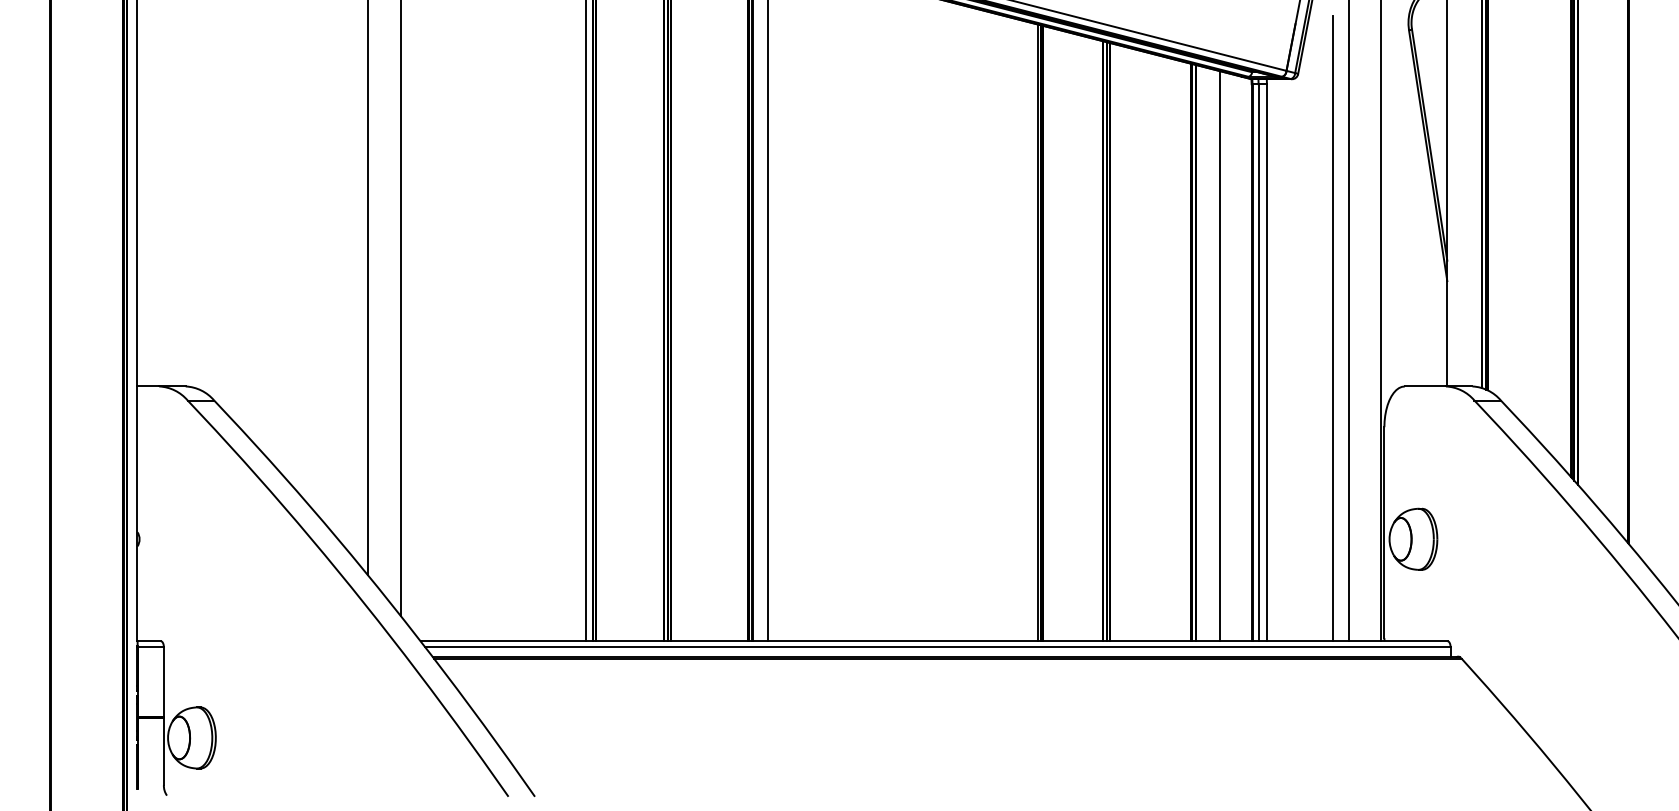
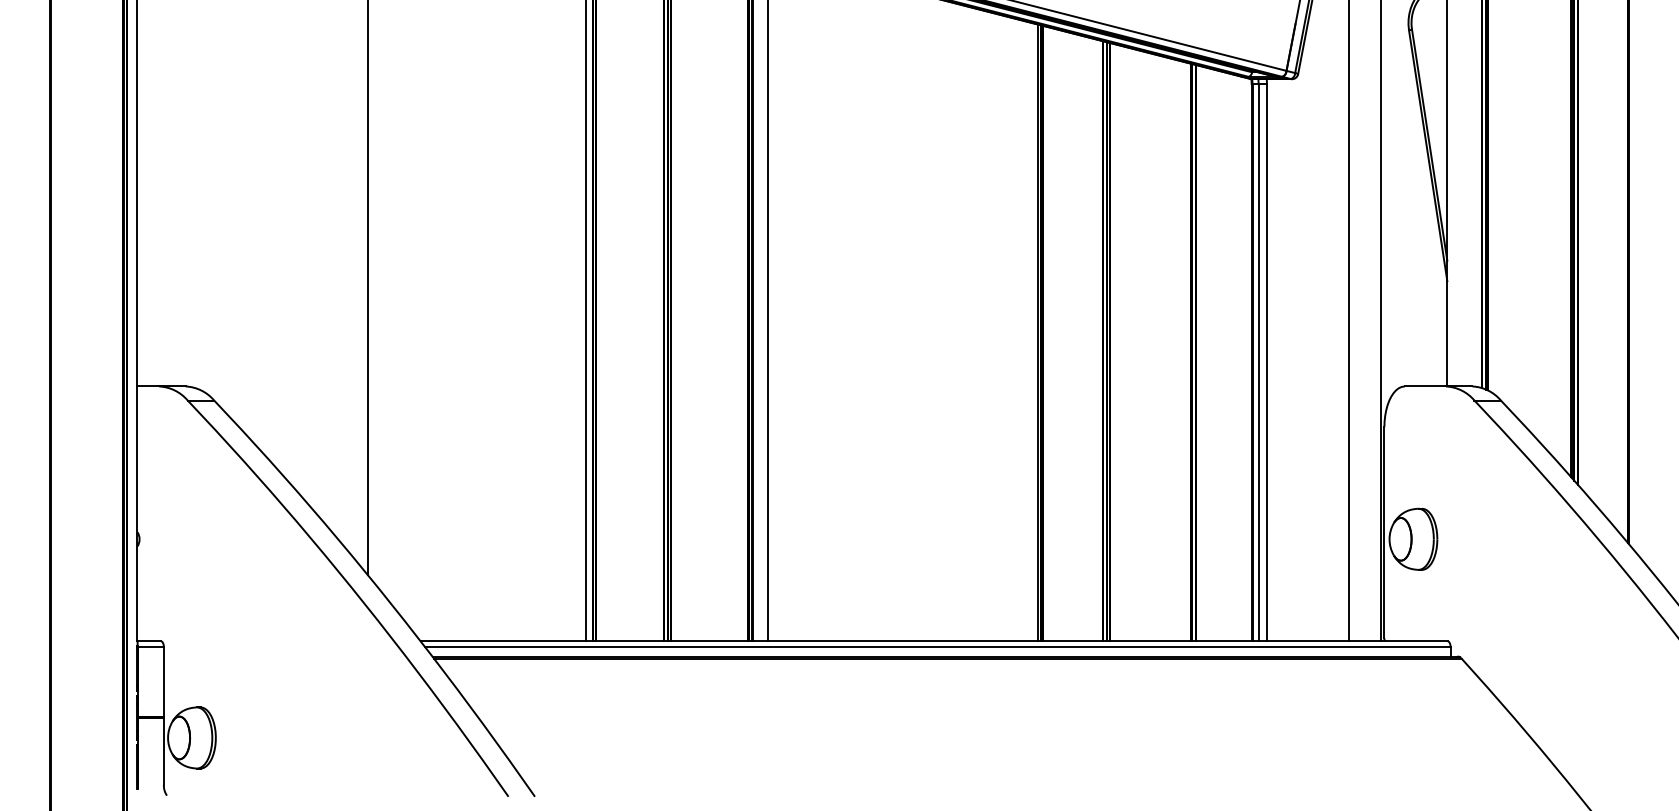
line: present -> none (400, 308)
line: present -> none (1332, 328)
line: present -> none (1219, 356)
